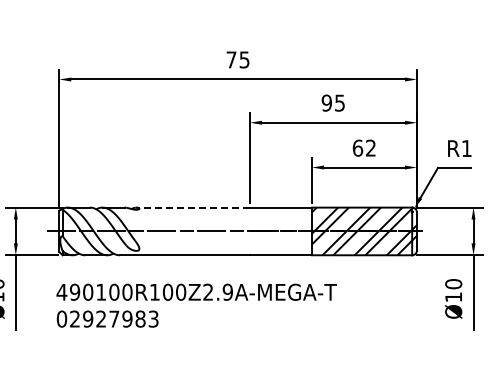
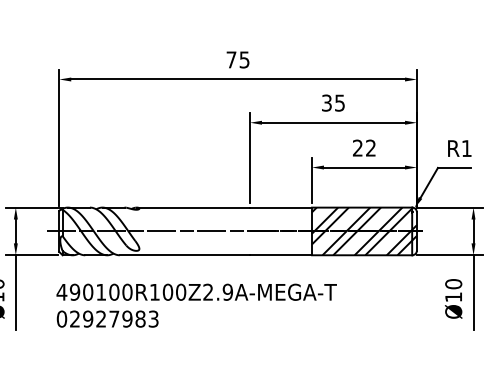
text: 95 -> 35 (326, 102)
text: 62 -> 22 (357, 147)
line: dashed -> solid (193, 207)
